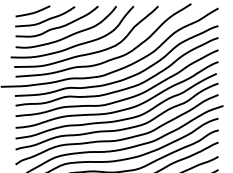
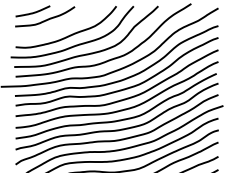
curve: present -> none (58, 26)
